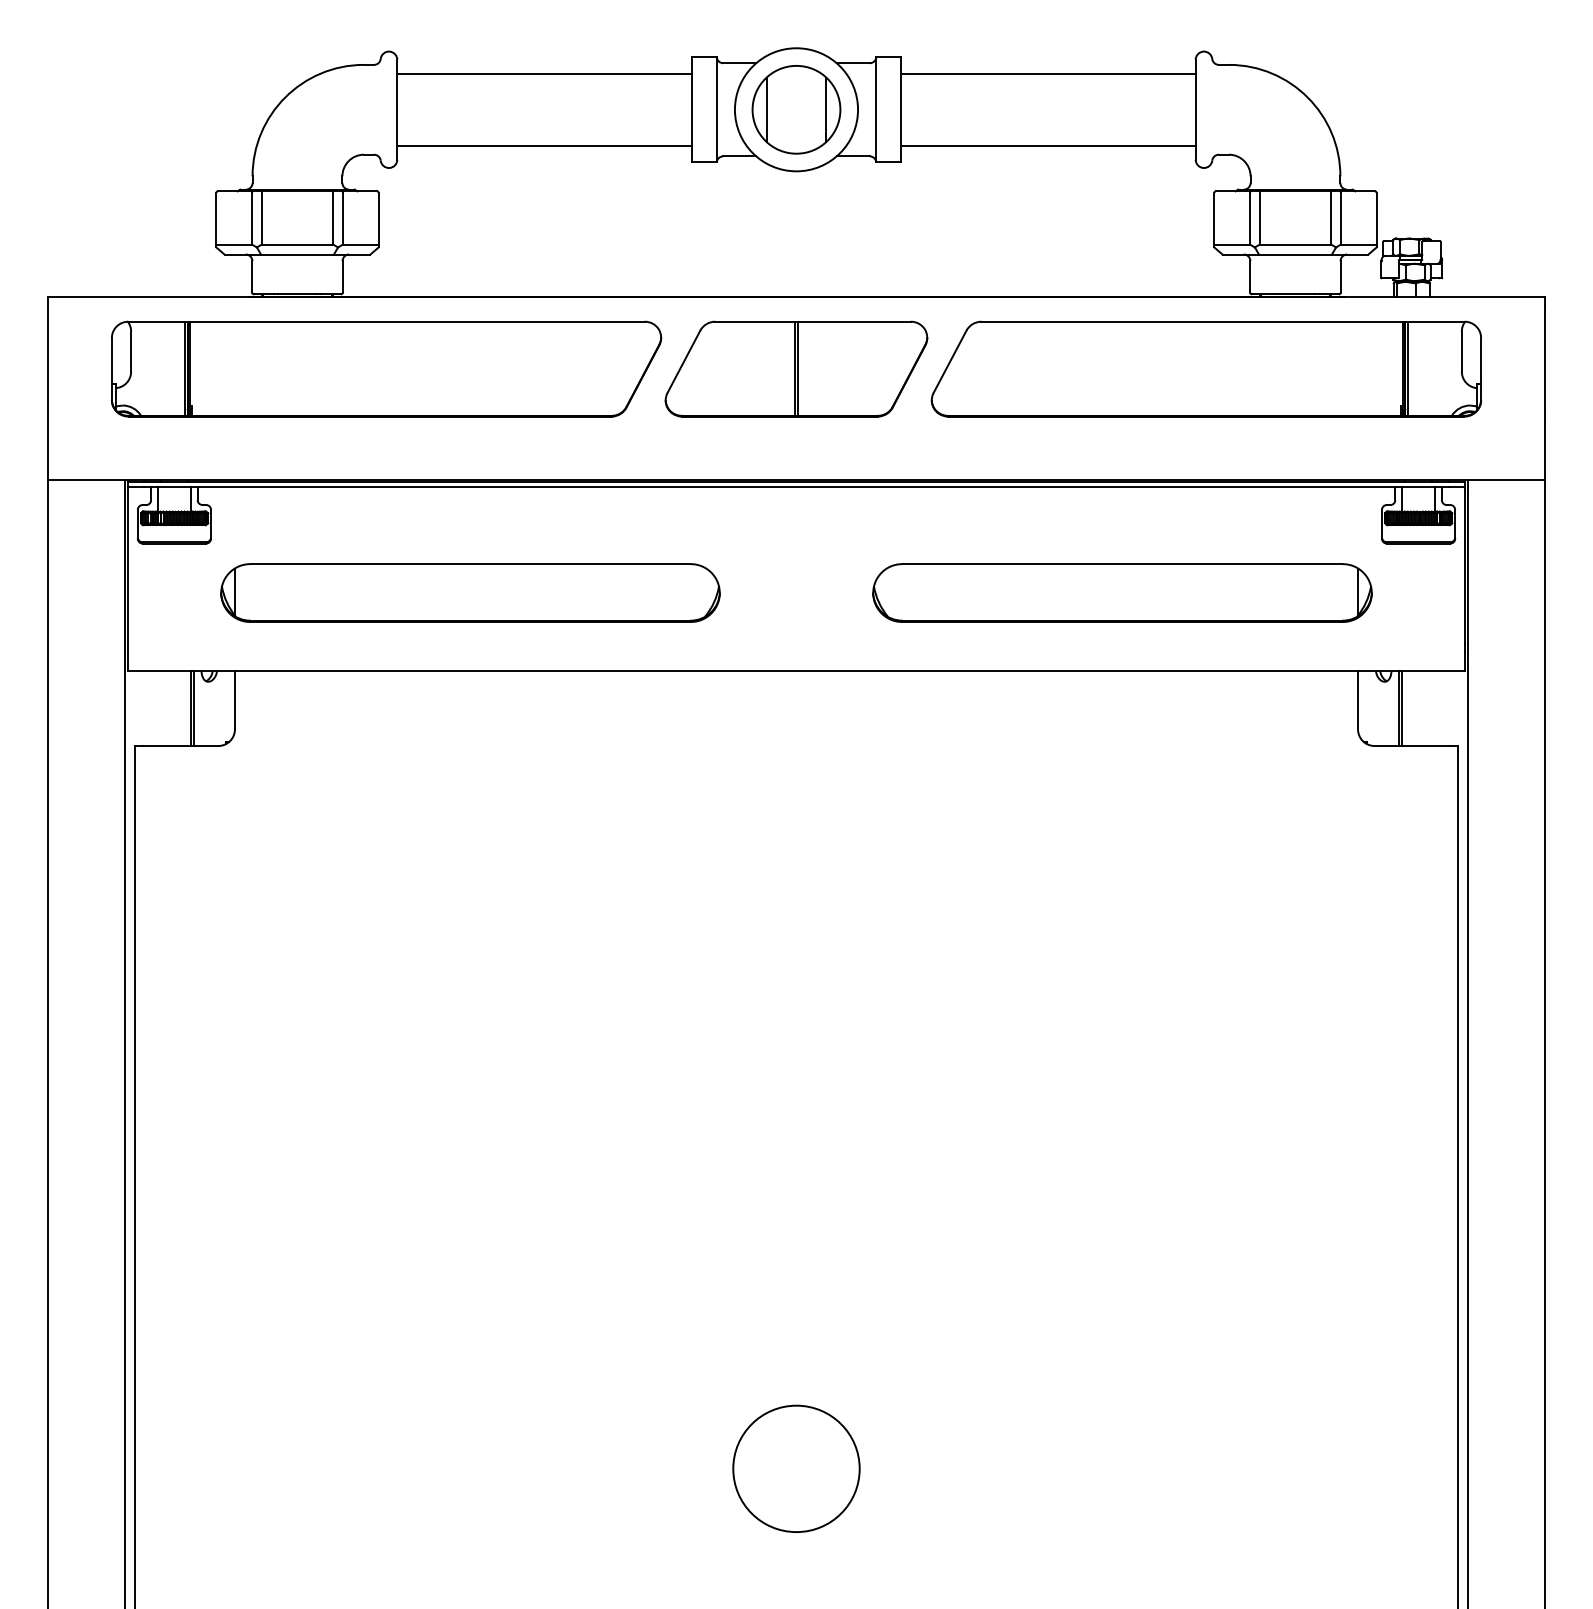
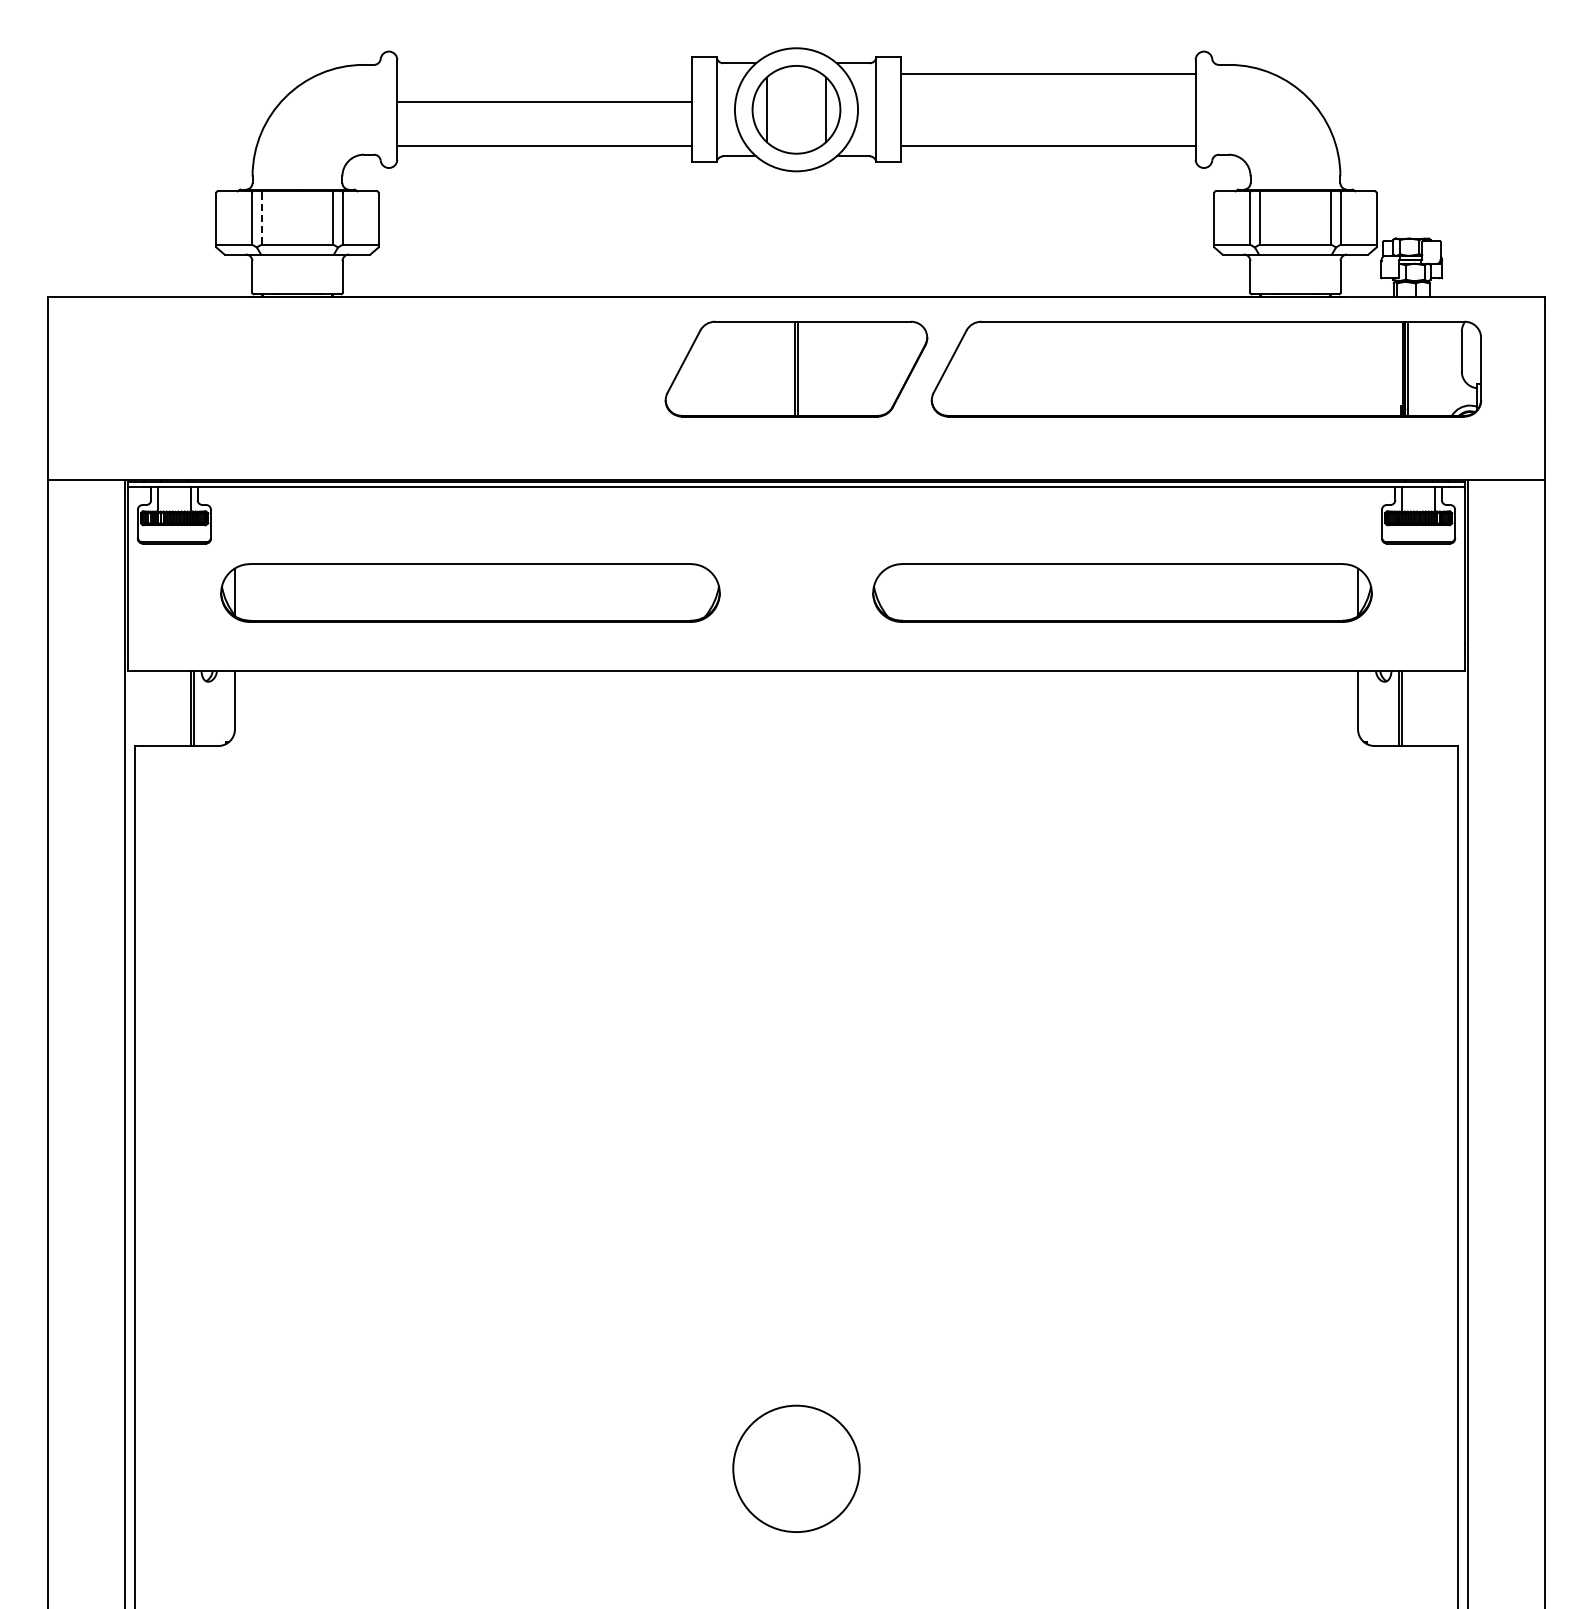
line position: (544, 74) -> (544, 102) (544, 102)
line: solid -> dashed (261, 218)
part: present -> none (386, 368)
